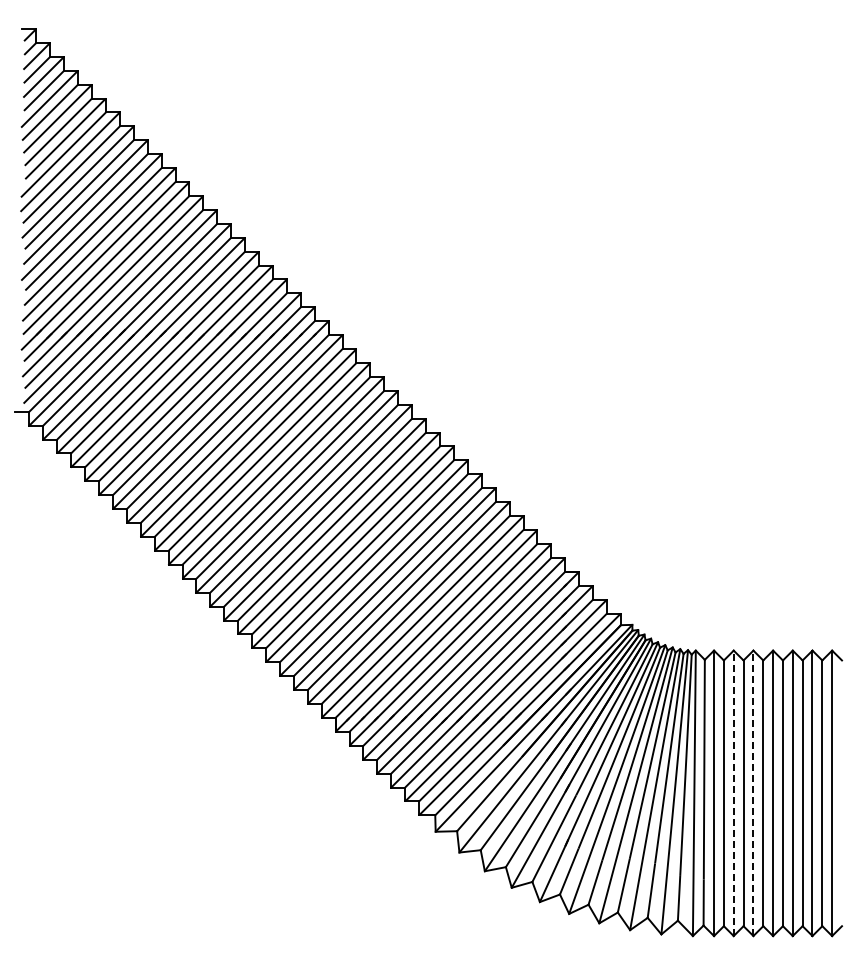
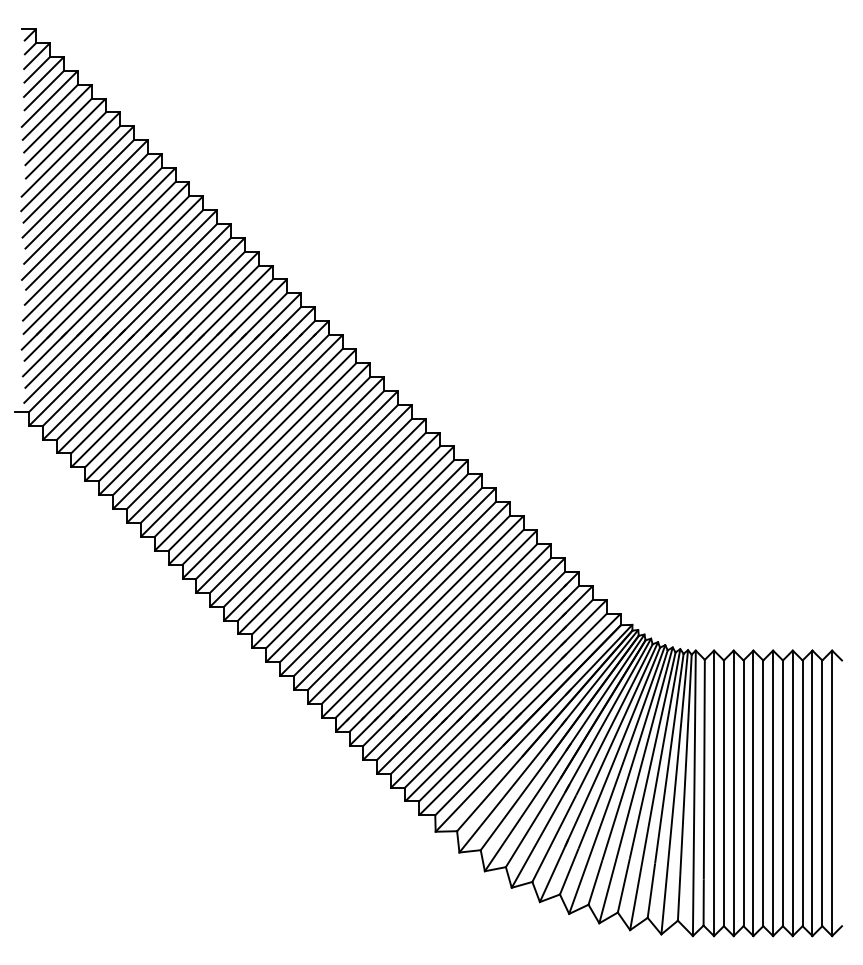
line: dashed -> solid (733, 793)
line: dashed -> solid (753, 793)
